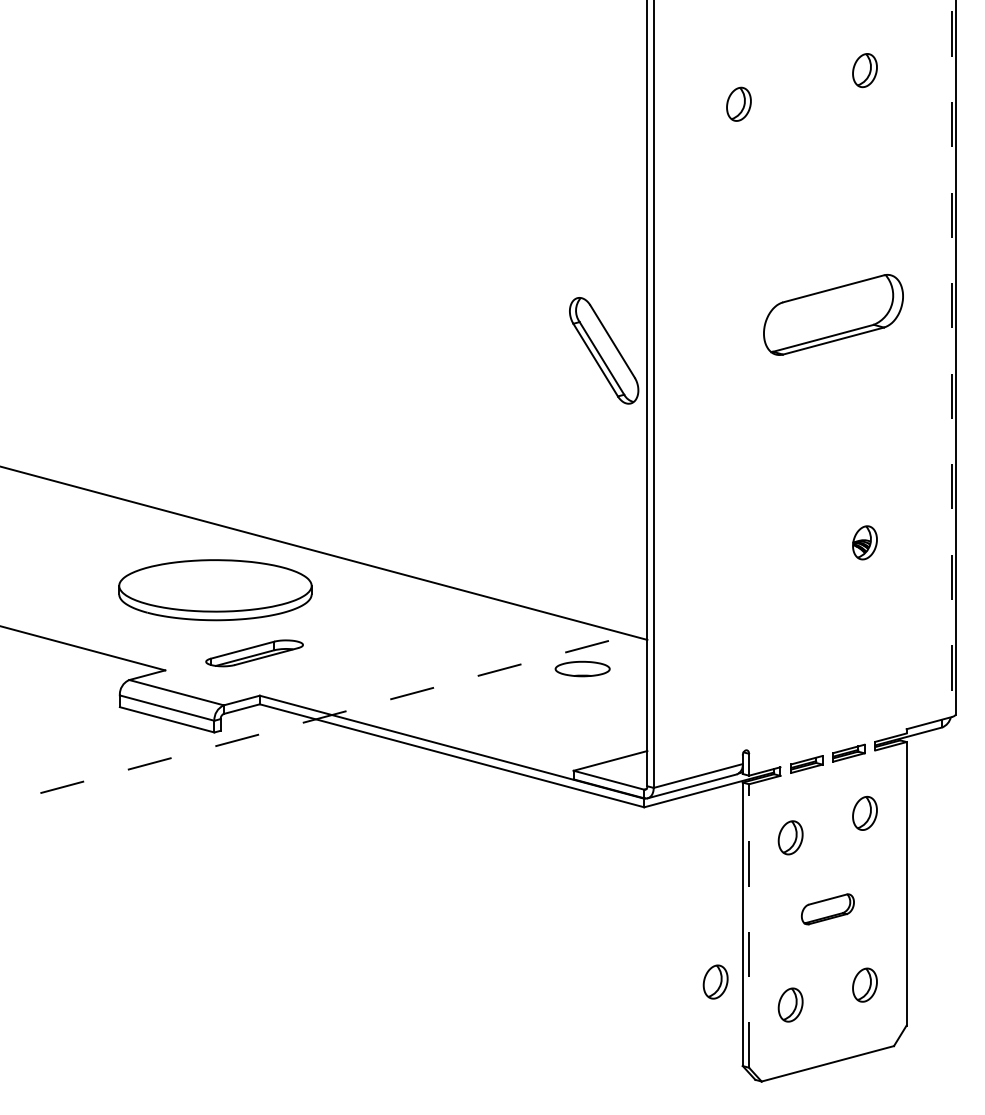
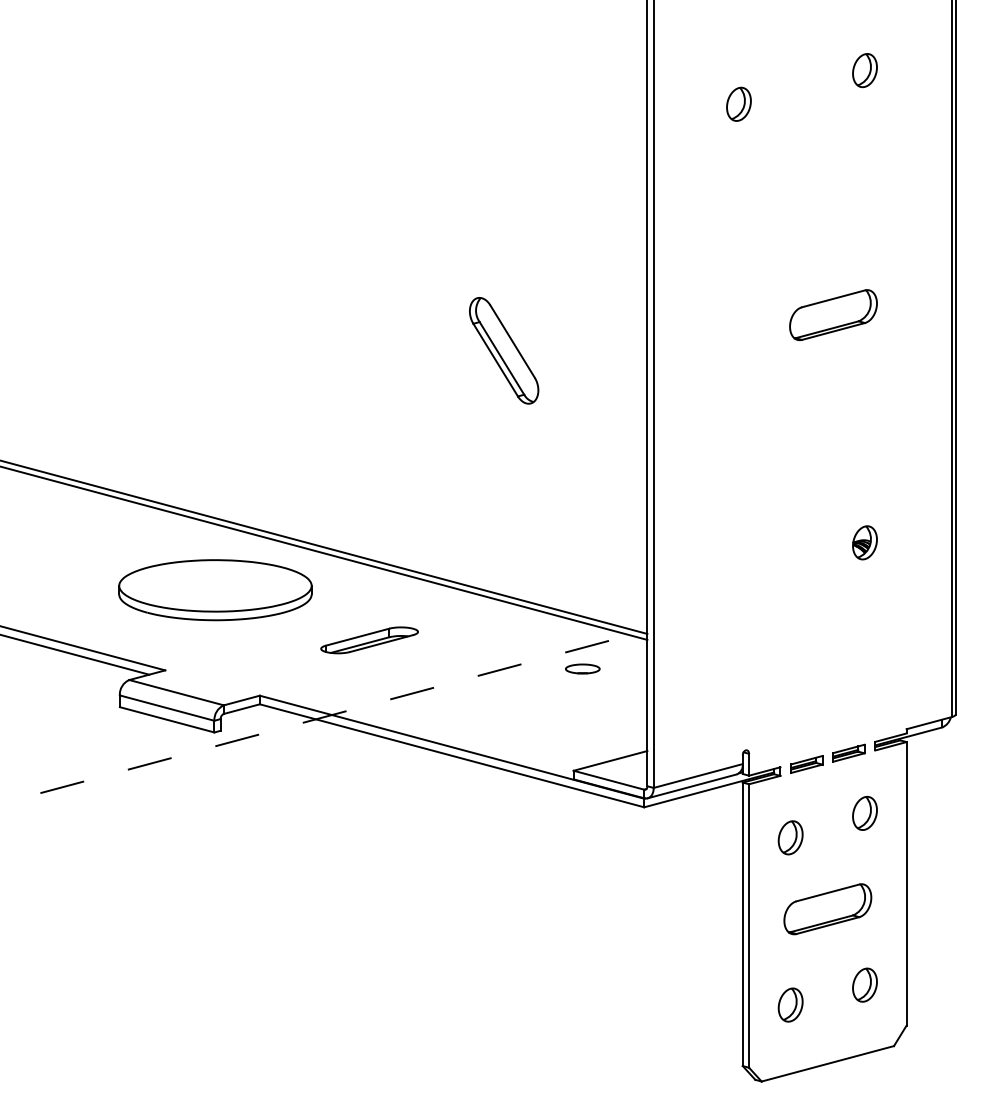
part size: 141x82 px -> 89x53 px (833, 315)
part position: (604, 350) -> (504, 350) (504, 350)
line: dashed -> solid (951, 359)
line: none -> present (324, 547)
part position: (254, 653) -> (369, 640) (369, 640)
line: none -> present (75, 654)
part size: 57x18 px -> 36x12 px (582, 668)
part size: 54x33 px -> 90x53 px (827, 909)
line: dashed -> solid (749, 926)
part: present -> none (715, 981)
